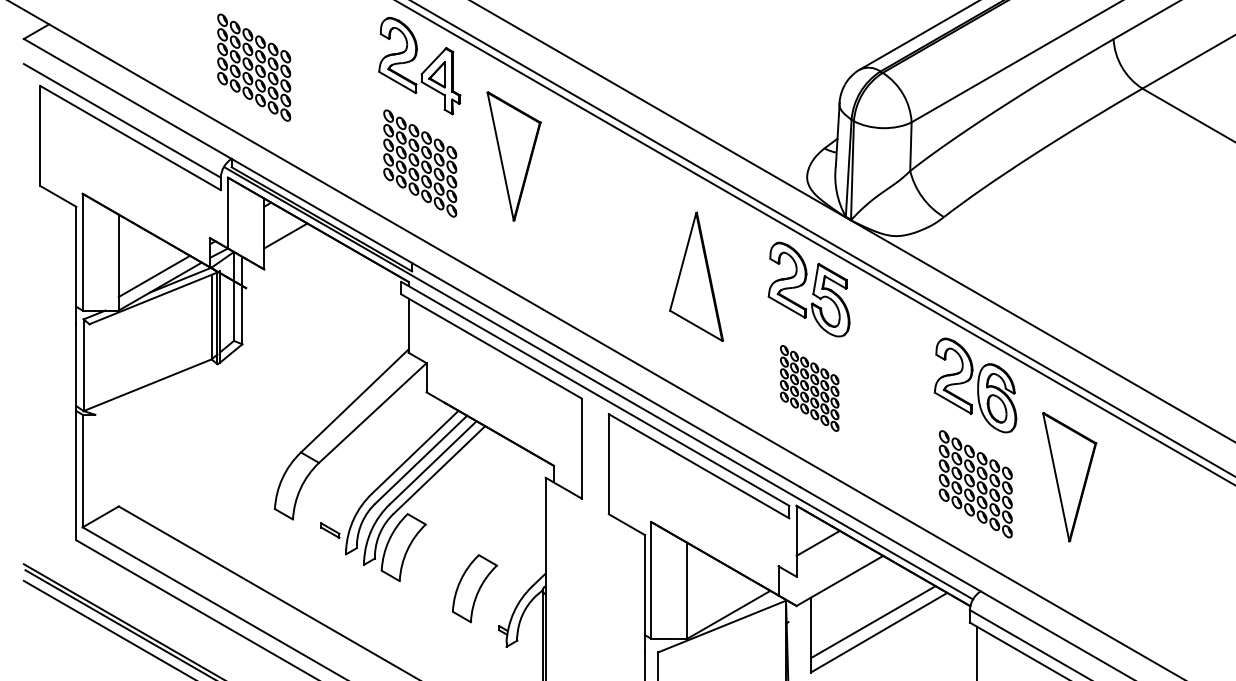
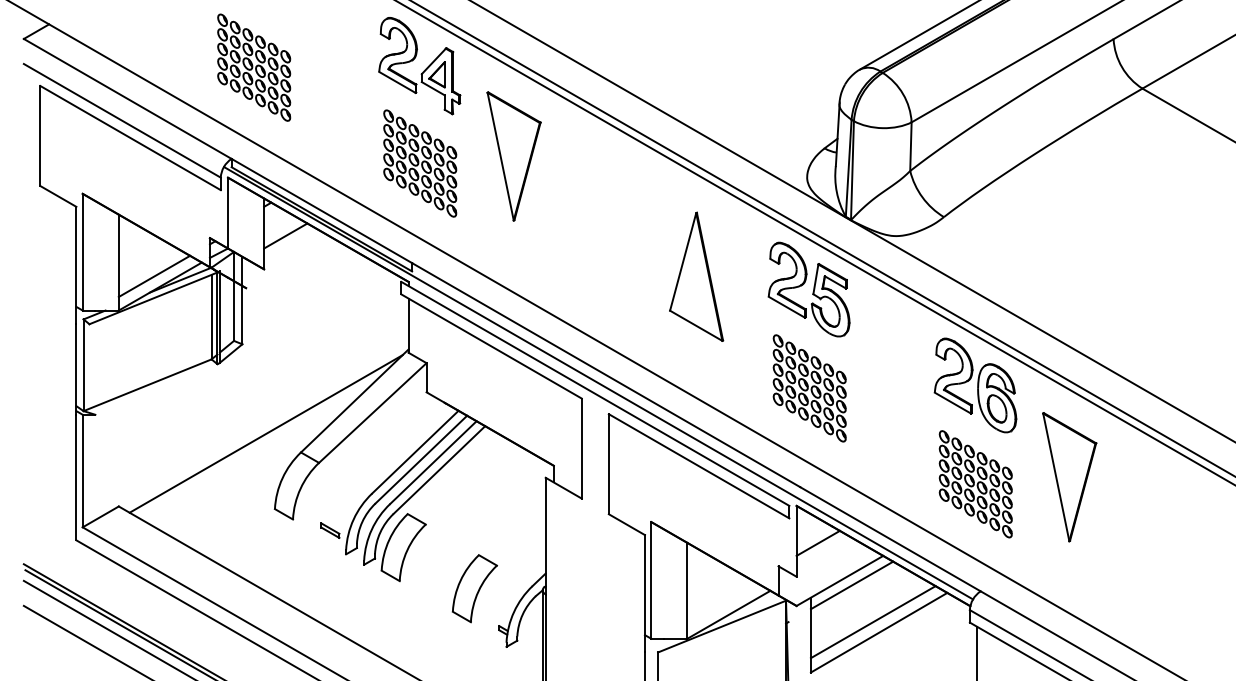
part size: 60x87 px -> 75x109 px (809, 388)
line: none -> present (265, 433)
line: none -> present (851, 585)
line: none -> present (85, 641)
